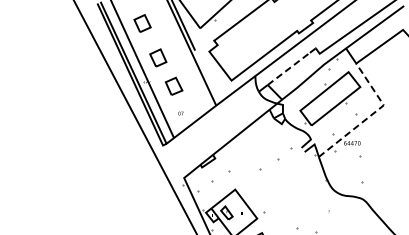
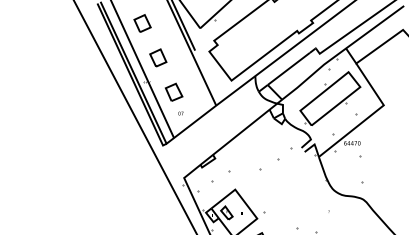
line: dashed -> solid (288, 68)
part position: (173, 85) -> (173, 91) (173, 91)
line: dashed -> solid (372, 114)
